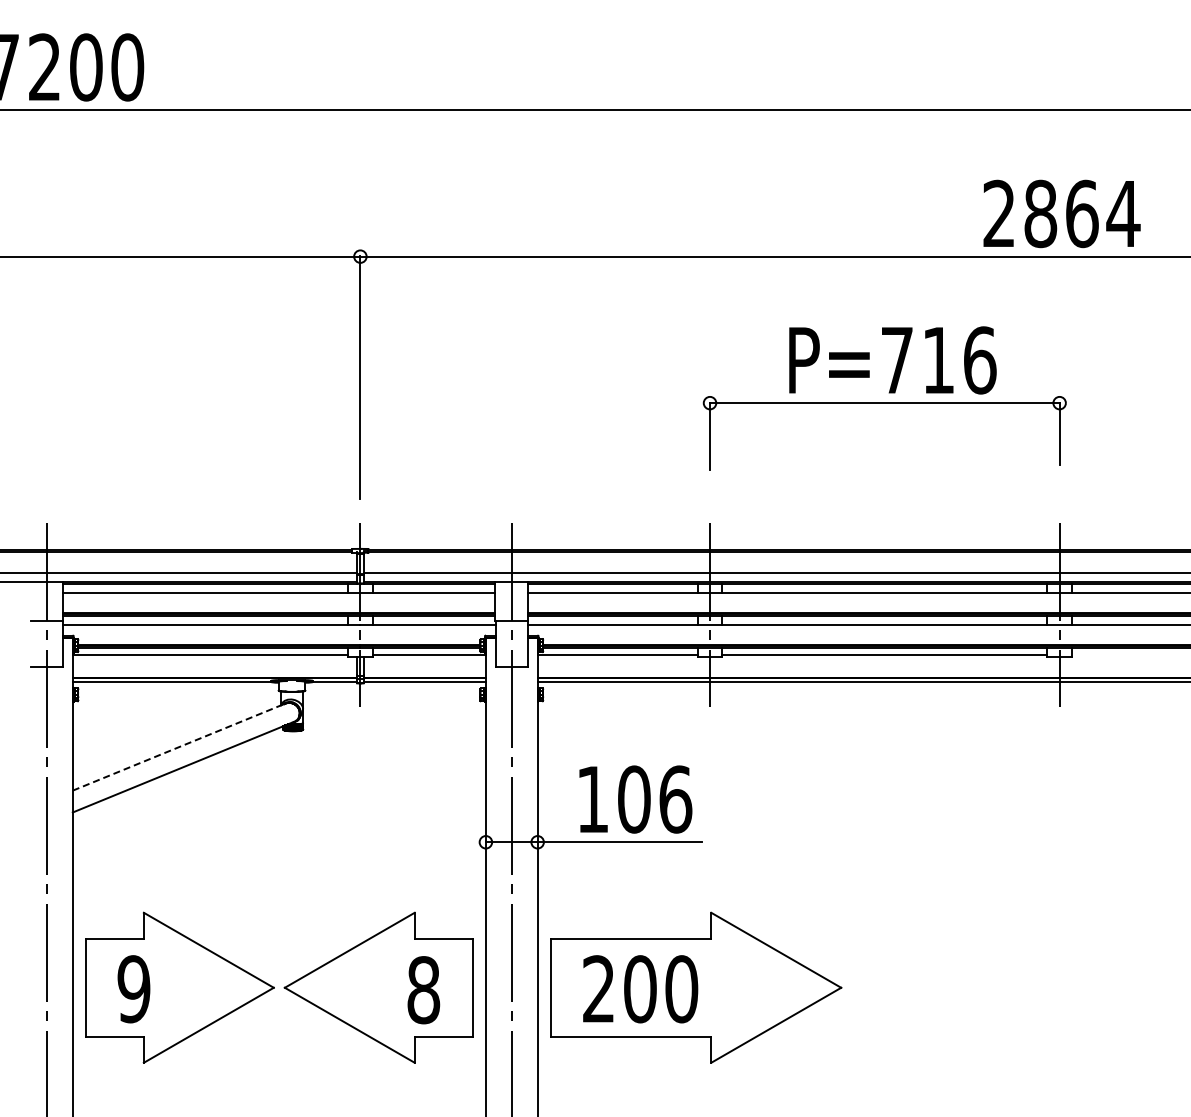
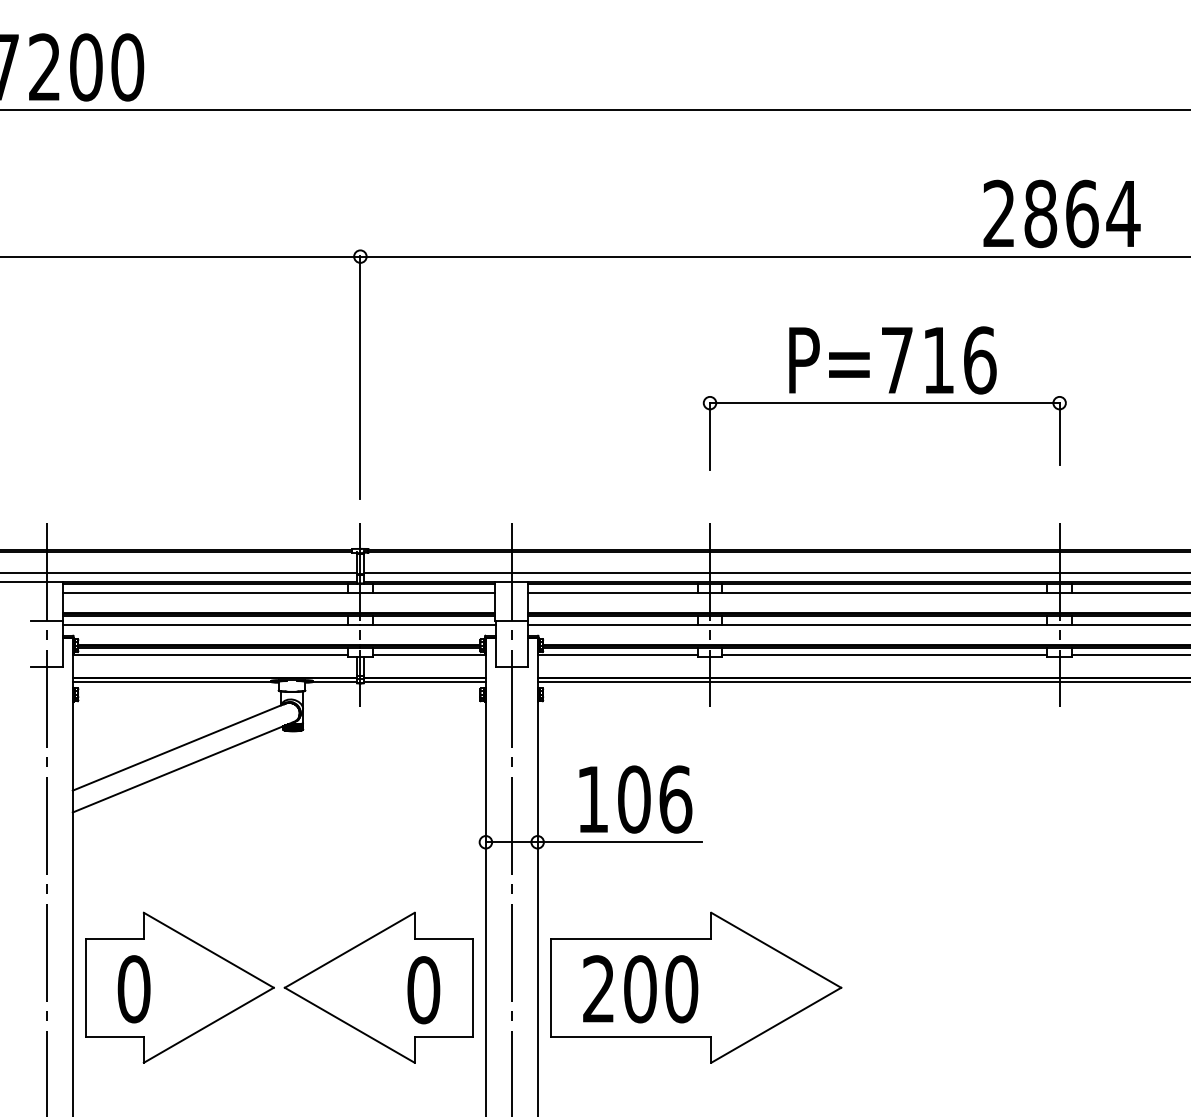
line: none -> present (1129, 654)
line: dashed -> solid (179, 747)
text: 9 -> 0 (133, 989)
text: 8 -> 0 (423, 990)
